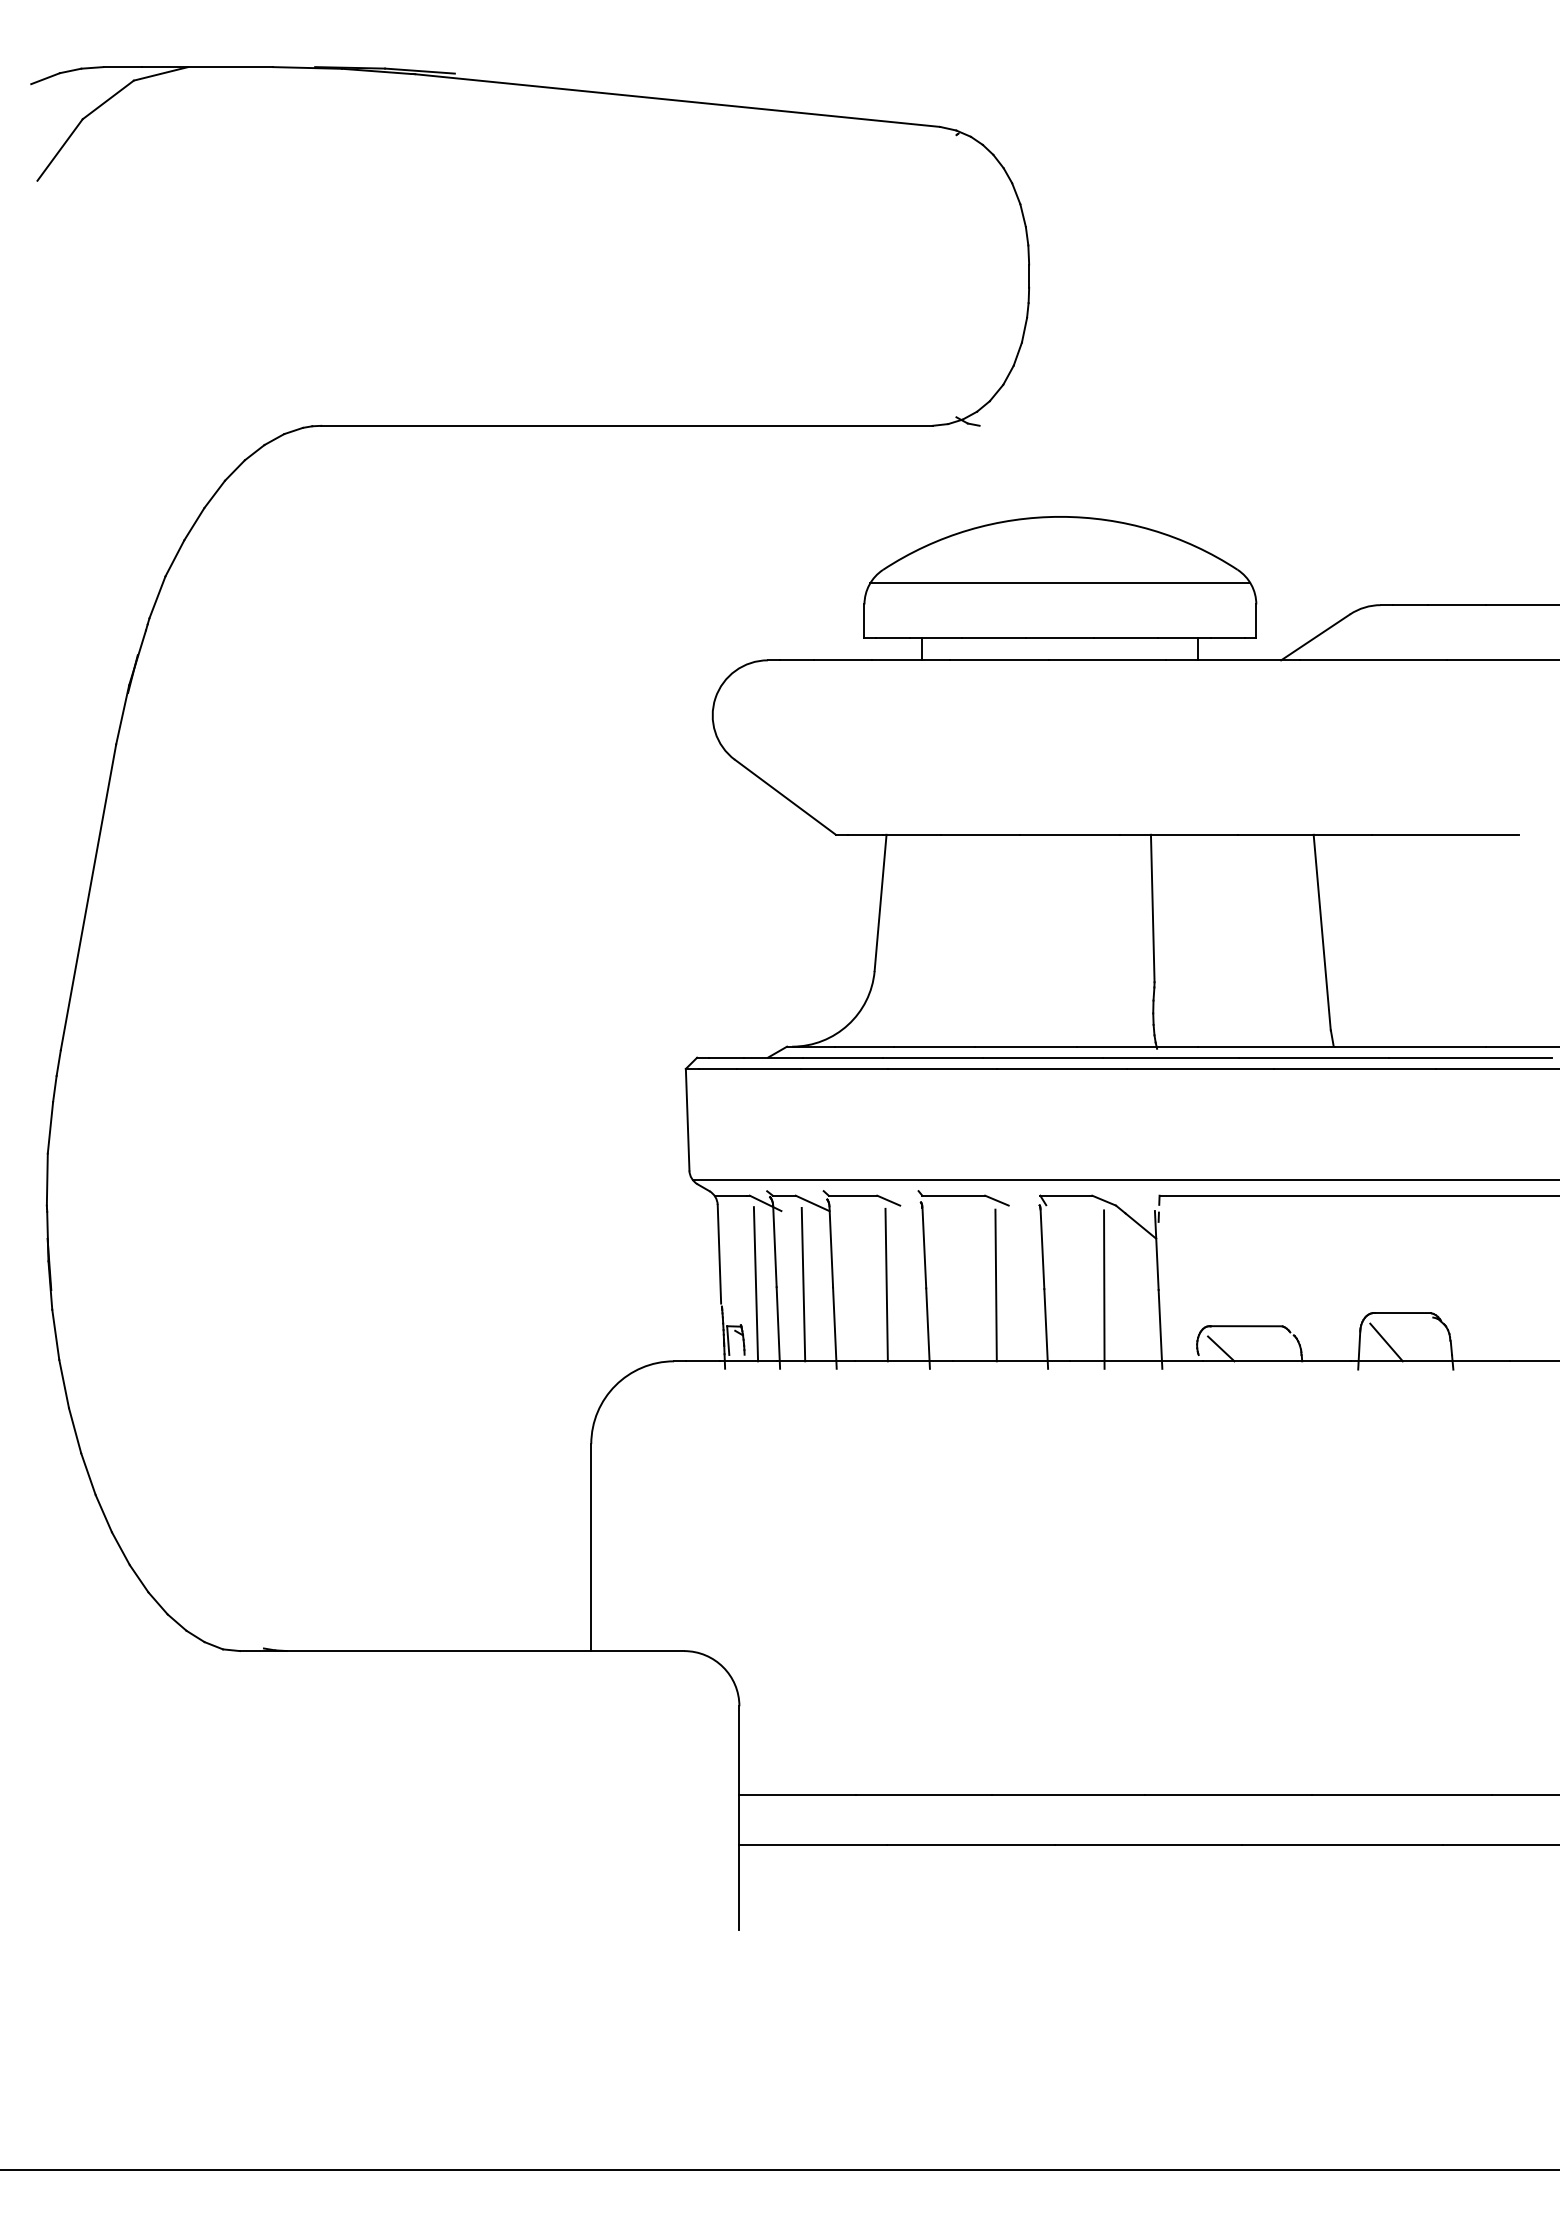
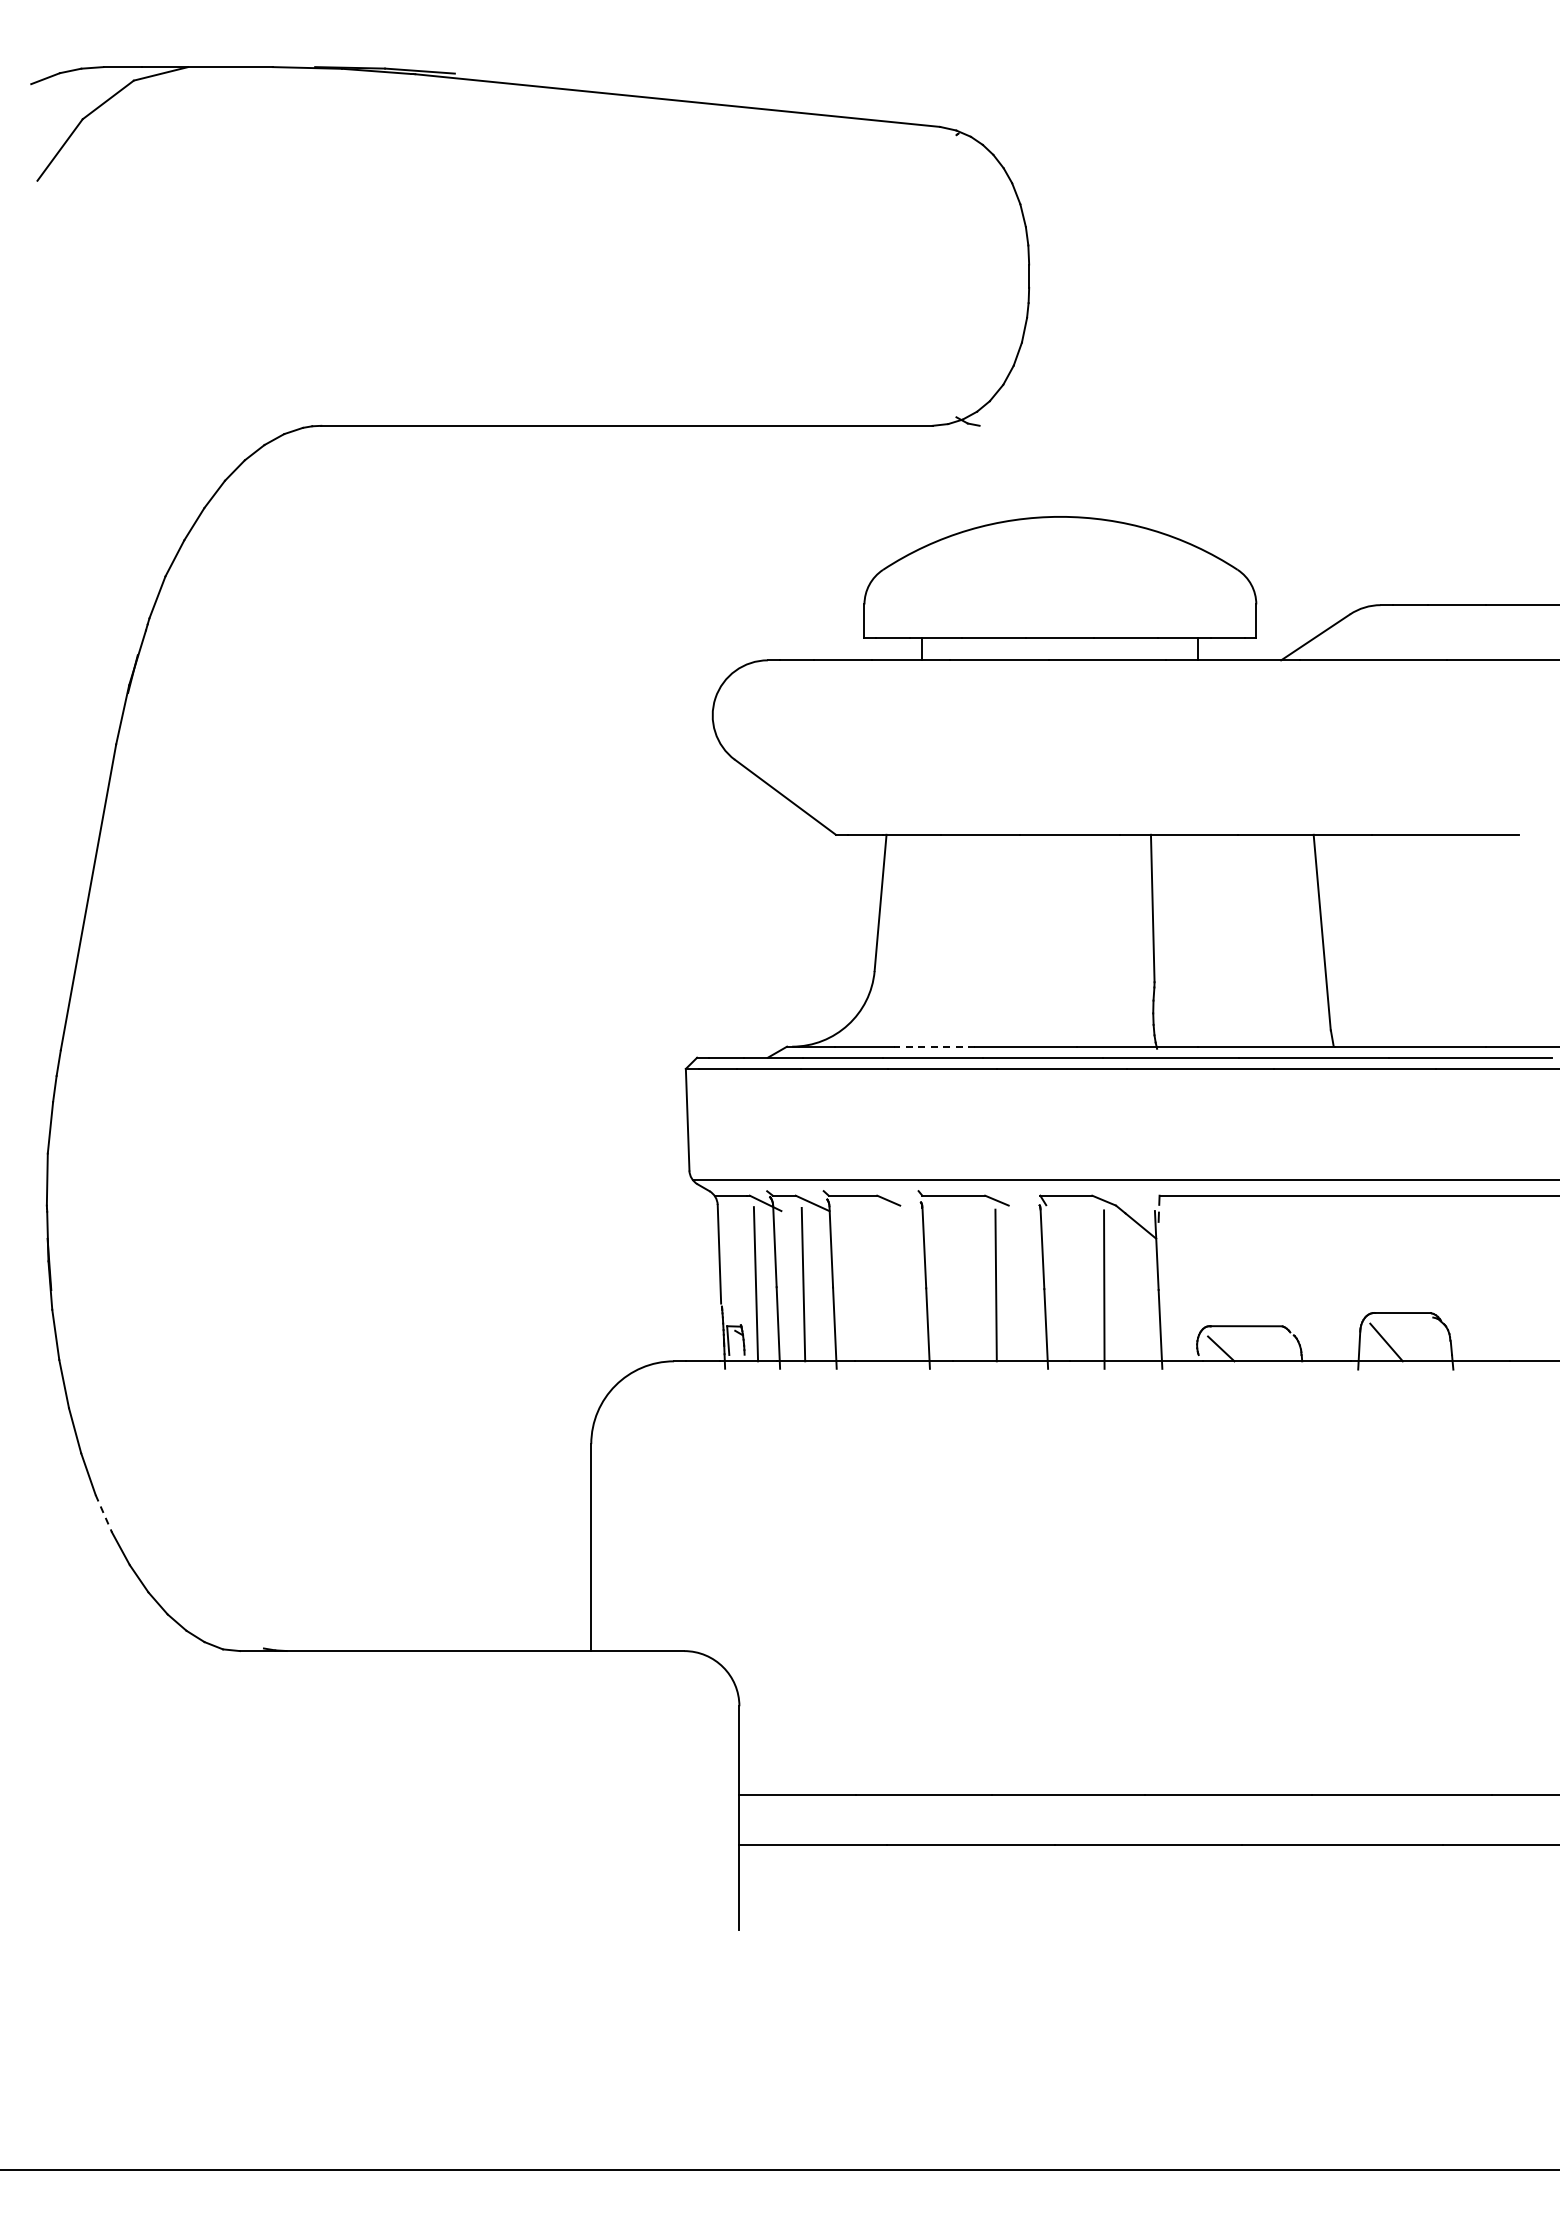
line: present -> none (1060, 583)
line: solid -> dashed (934, 1046)
line: present -> none (886, 1284)
line: solid -> dashed (104, 1514)
